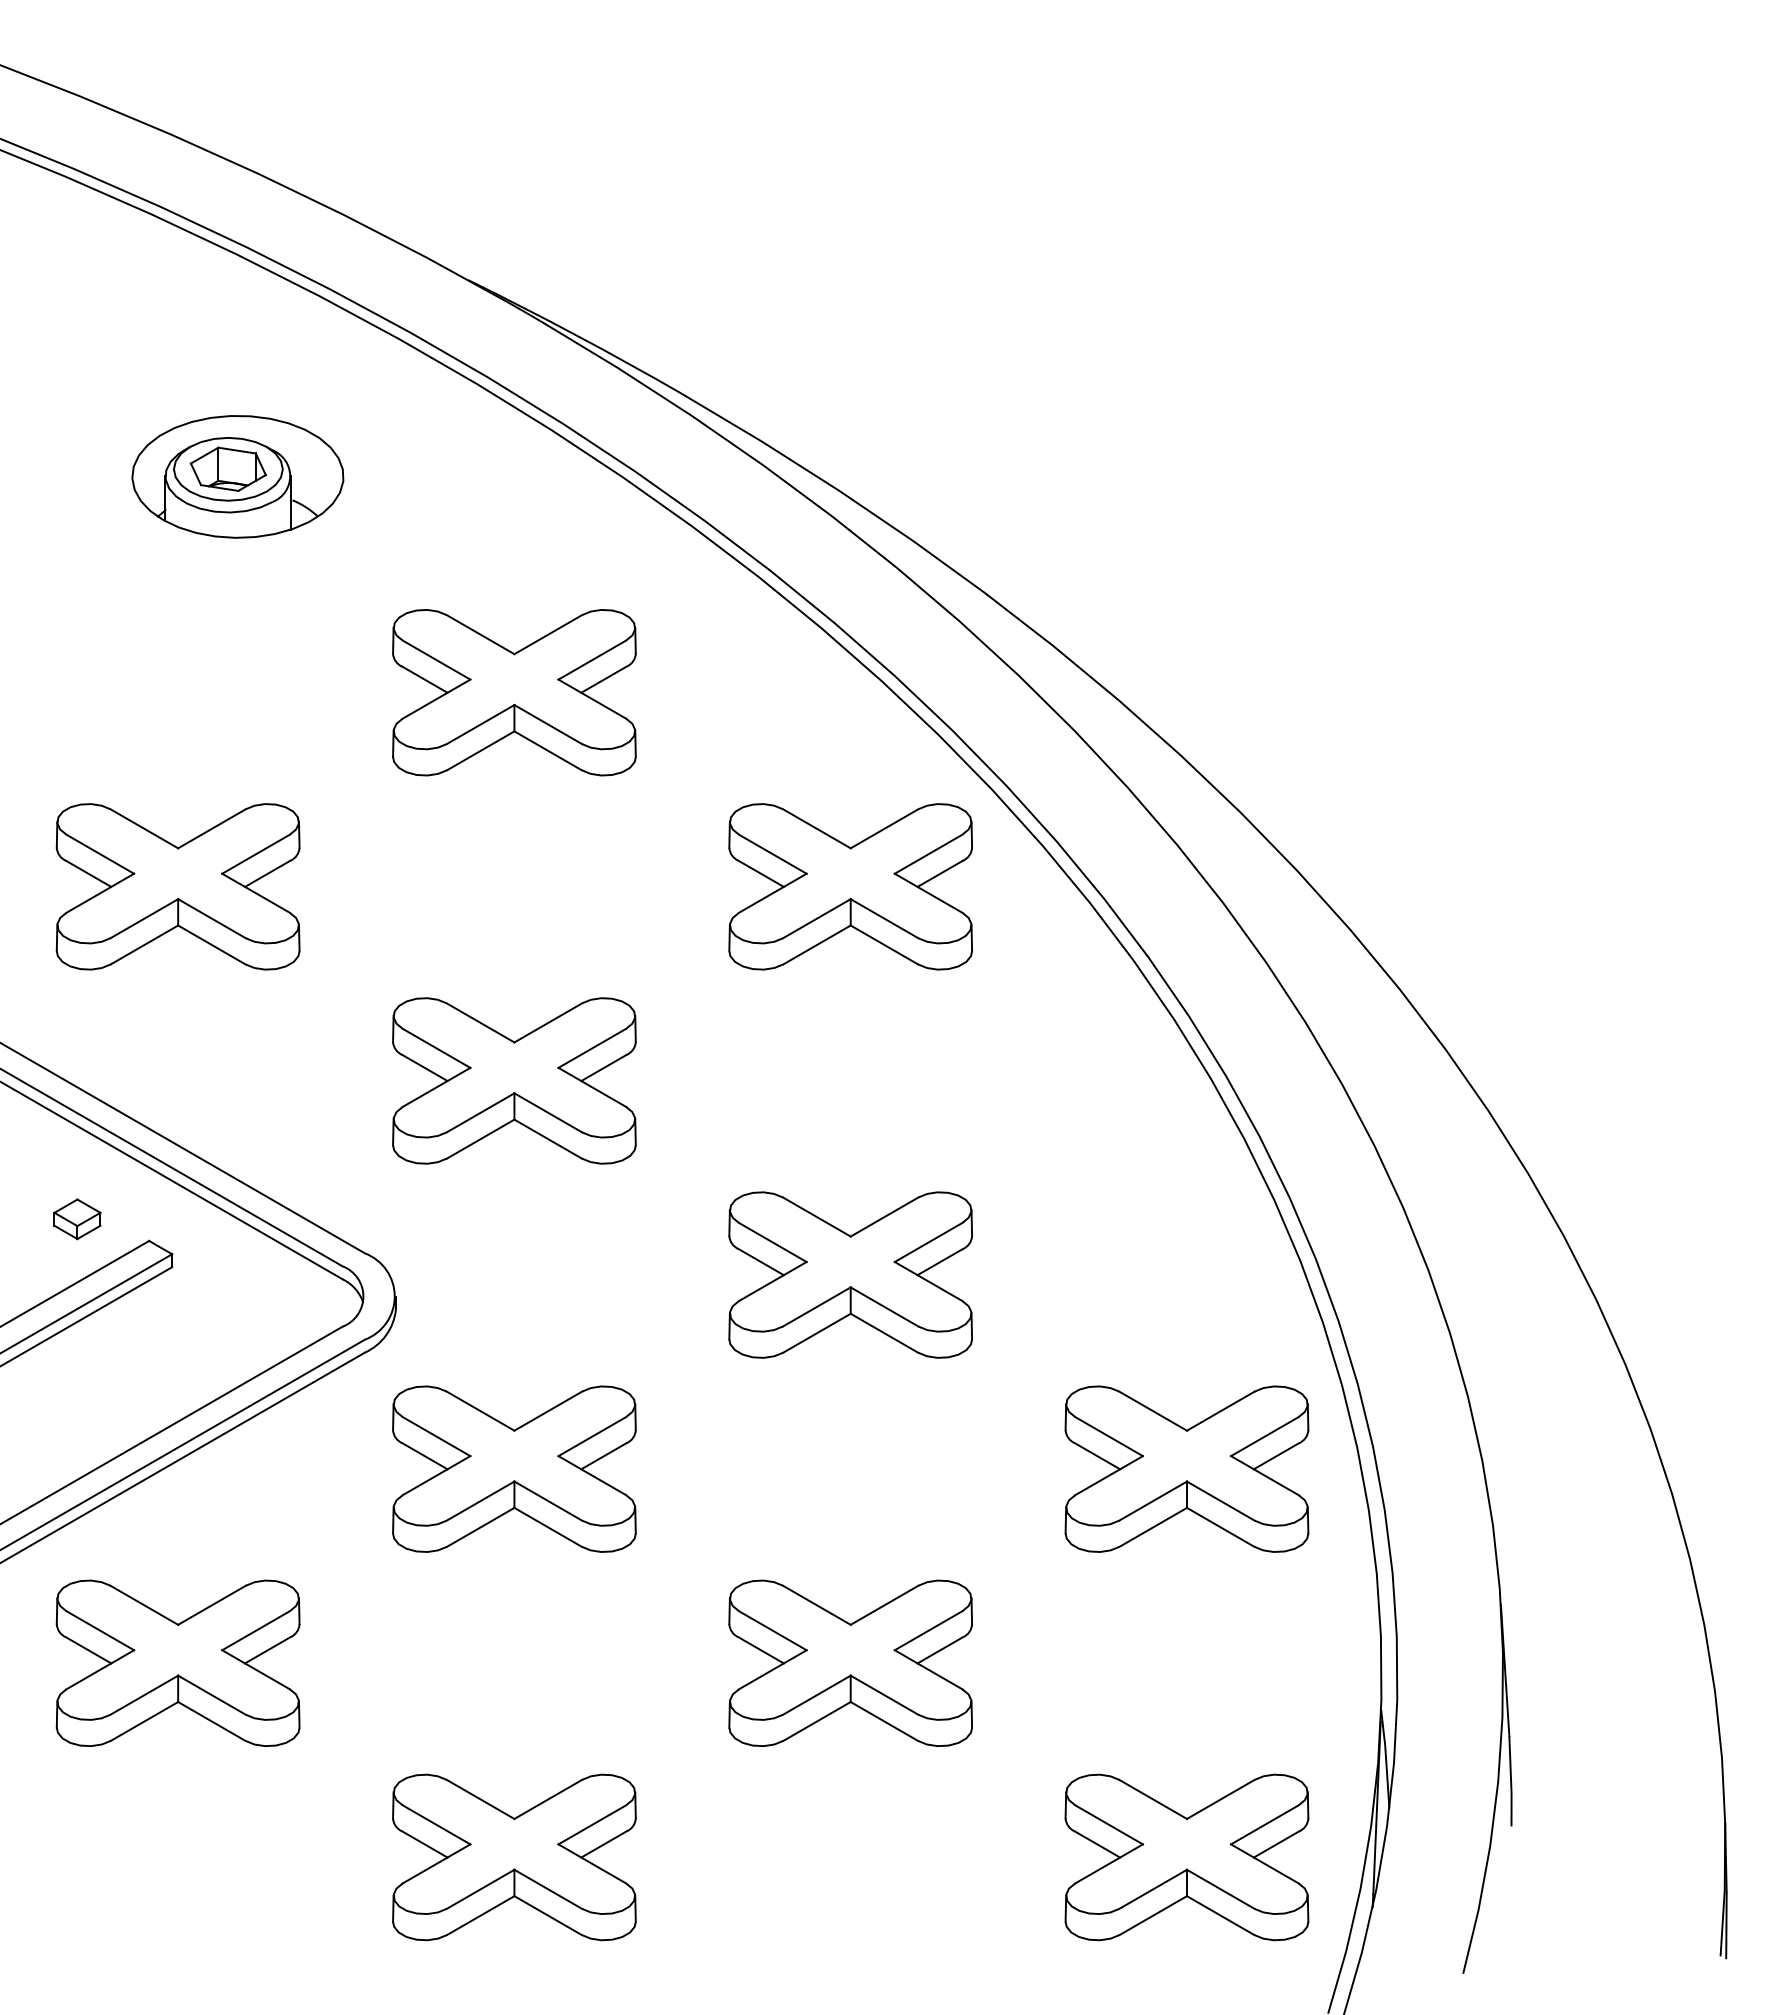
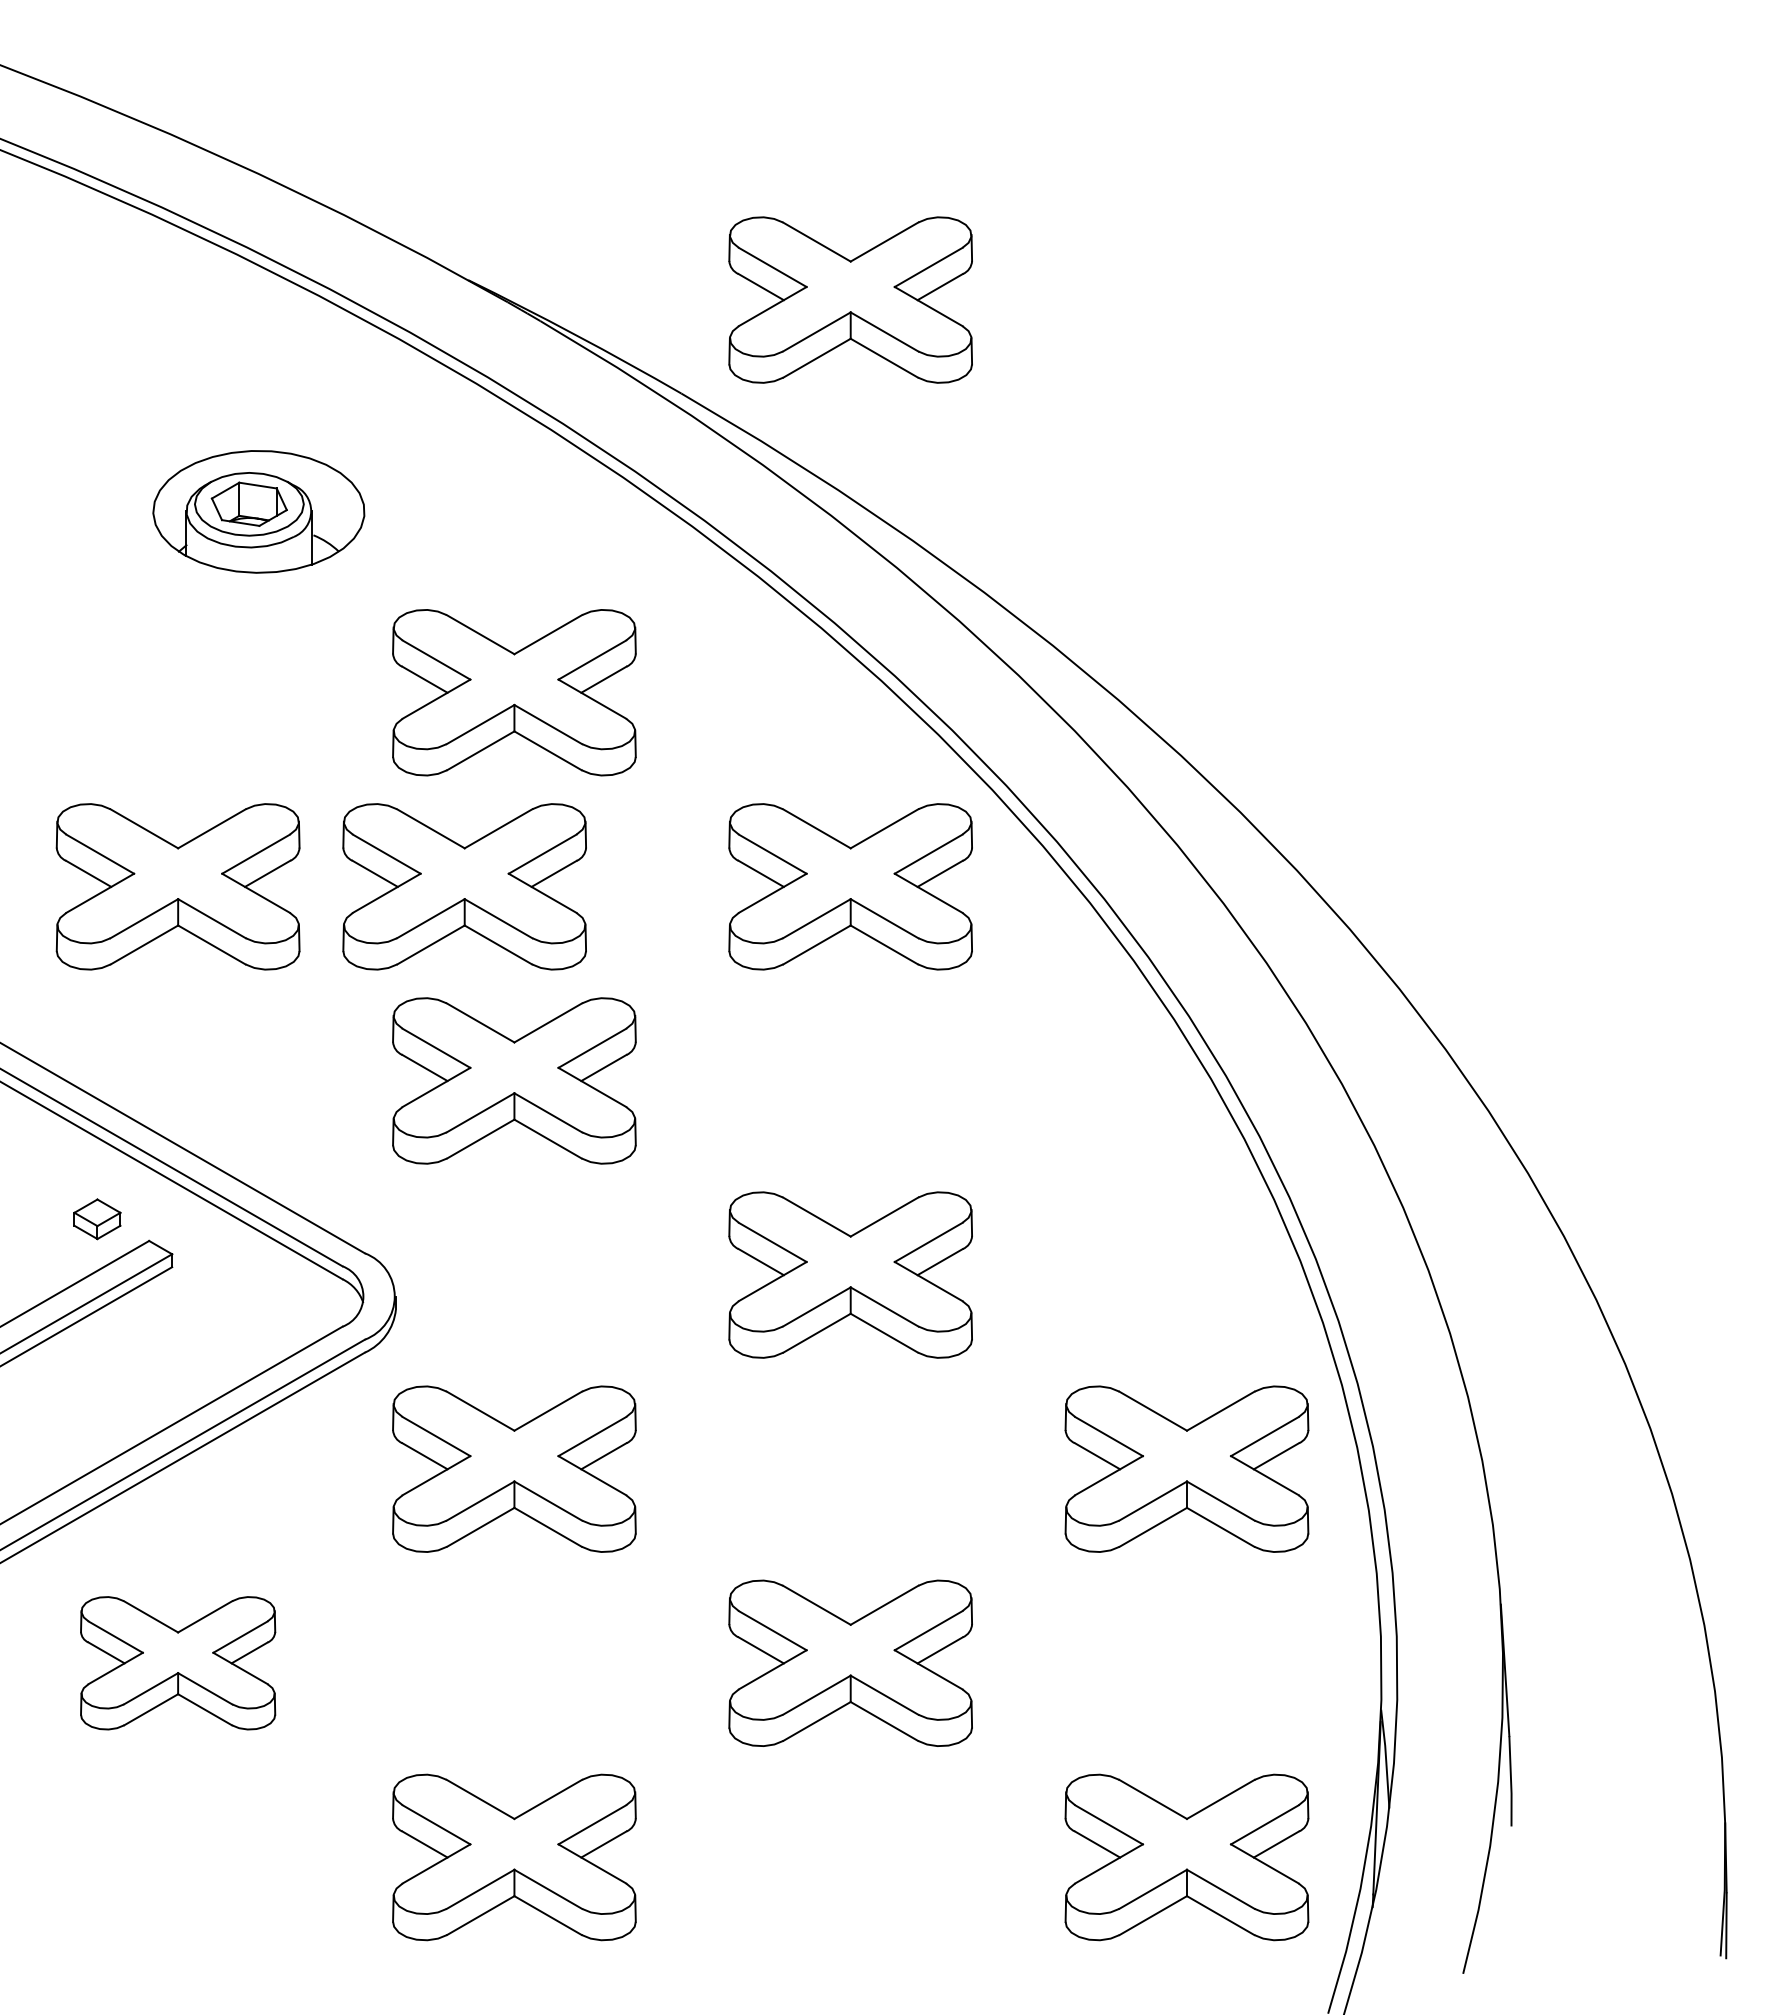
part: none -> present (850, 299)
part position: (237, 476) -> (258, 511) (258, 511)
part: none -> present (464, 886)
part position: (77, 1219) -> (97, 1219) (97, 1219)
part size: 246x168 px -> 197x135 px (178, 1663)
